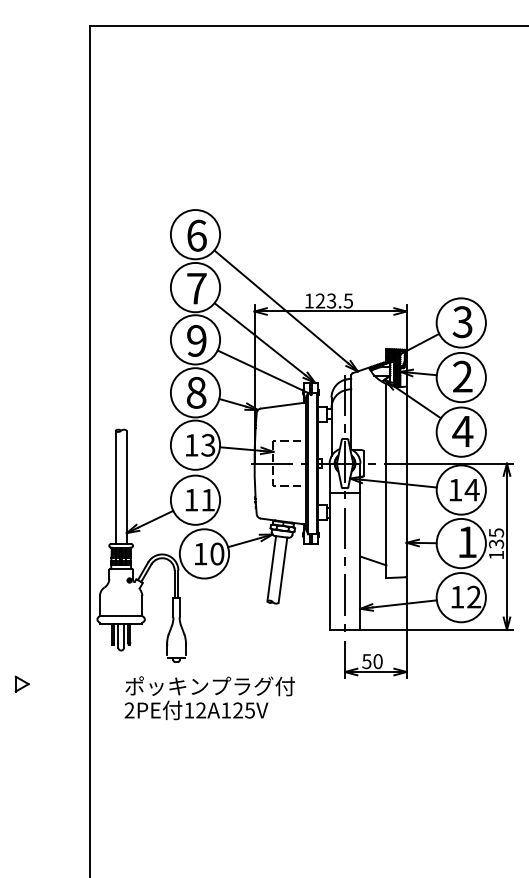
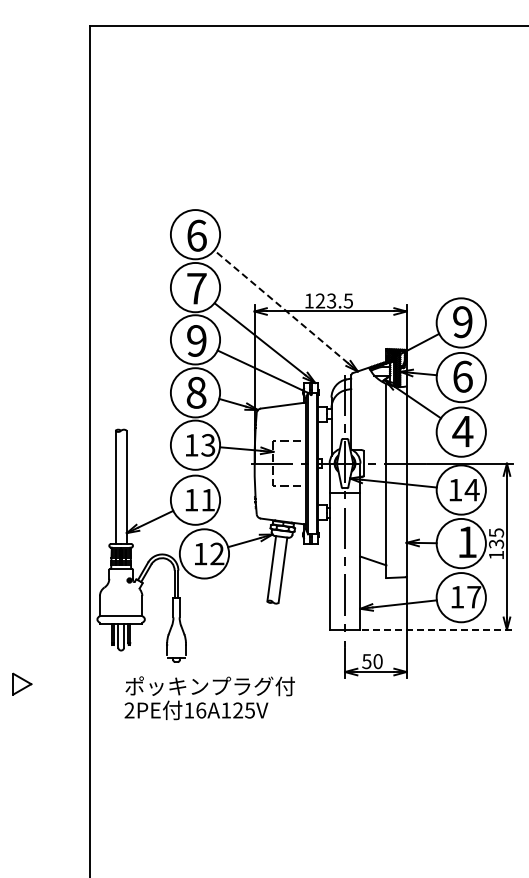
line: solid -> dashed (281, 306)
text: 3 -> 9 (462, 322)
text: 2 -> 6 (462, 376)
text: 10 -> 12 (217, 553)
text: 12 -> 17 (474, 596)
line: solid -> dashed (437, 629)
part size: 16x18 px -> 21x24 px (22, 683)
text: 12A125V -> 16A125V (201, 710)
